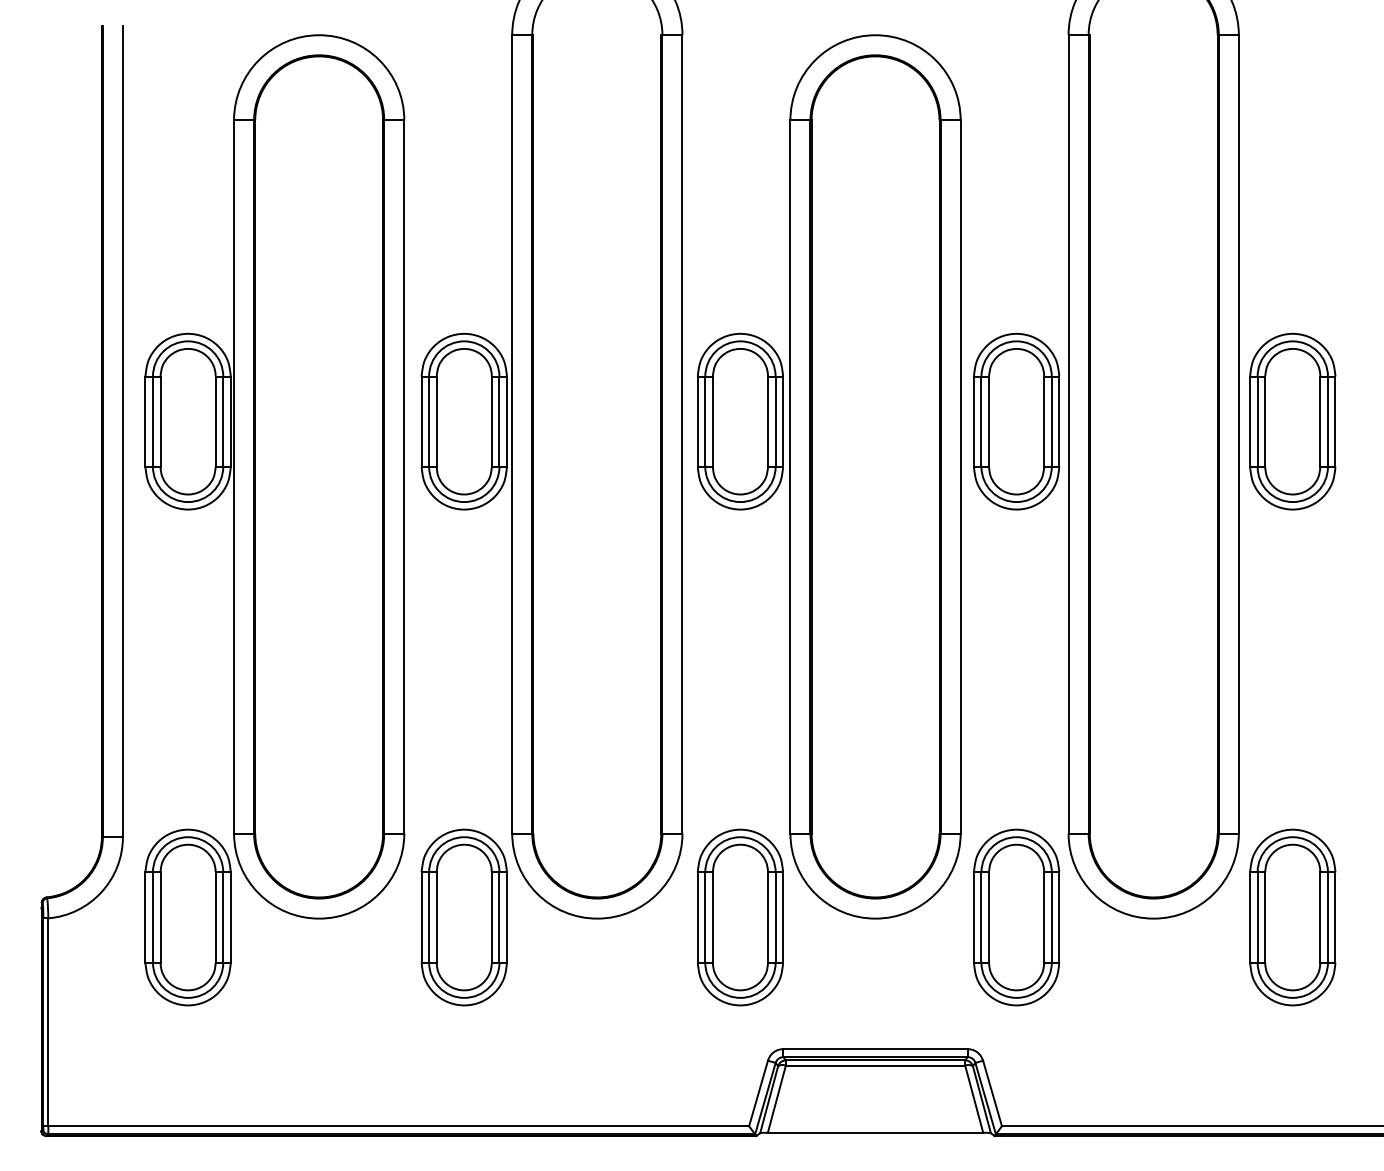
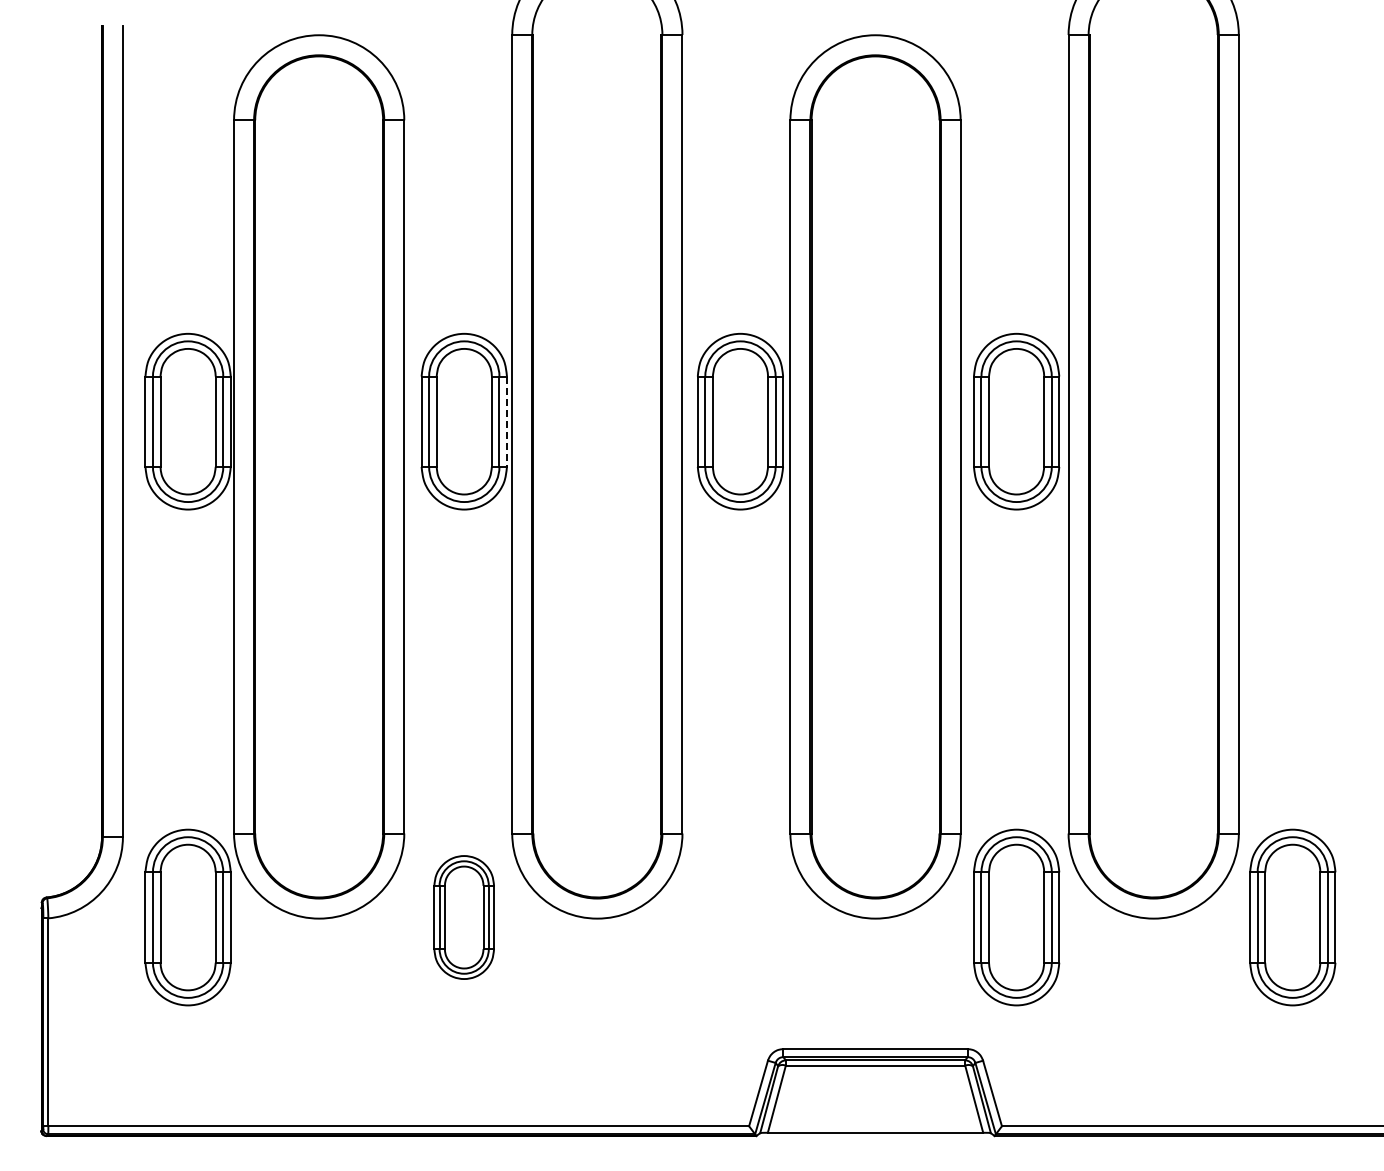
part: present -> none (1292, 421)
line: solid -> dashed (506, 422)
part size: 88x179 px -> 62x125 px (463, 917)
part: present -> none (740, 917)
